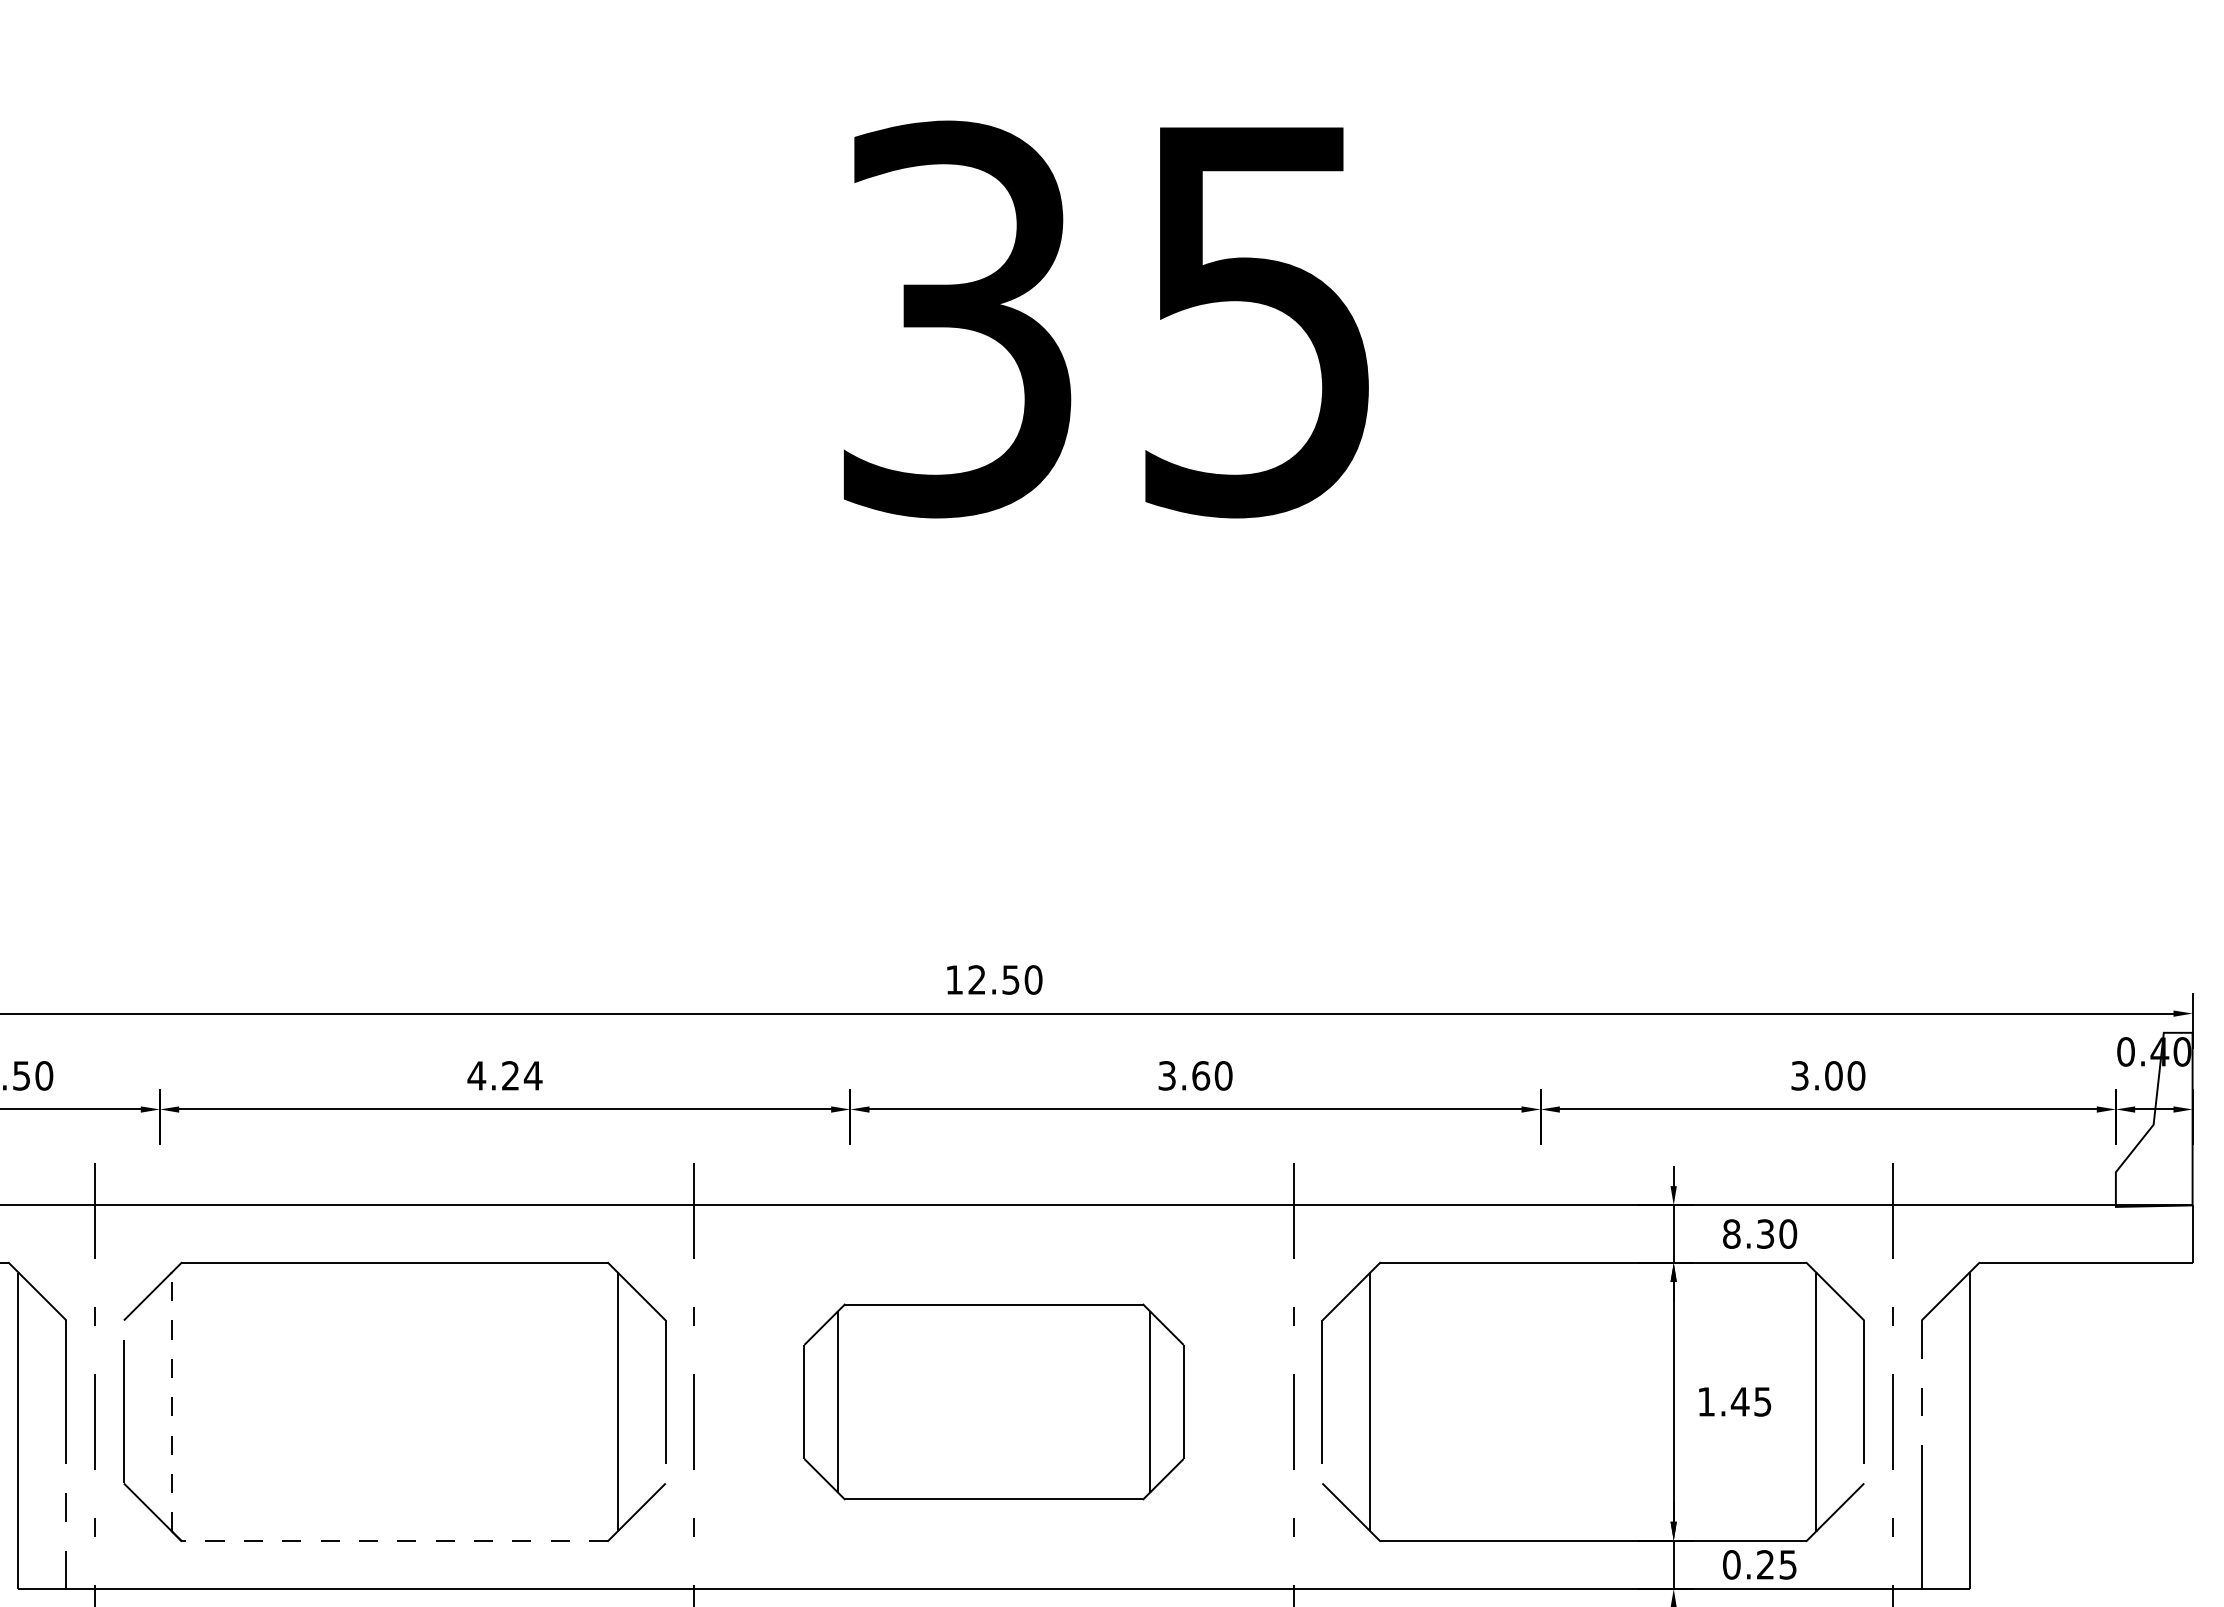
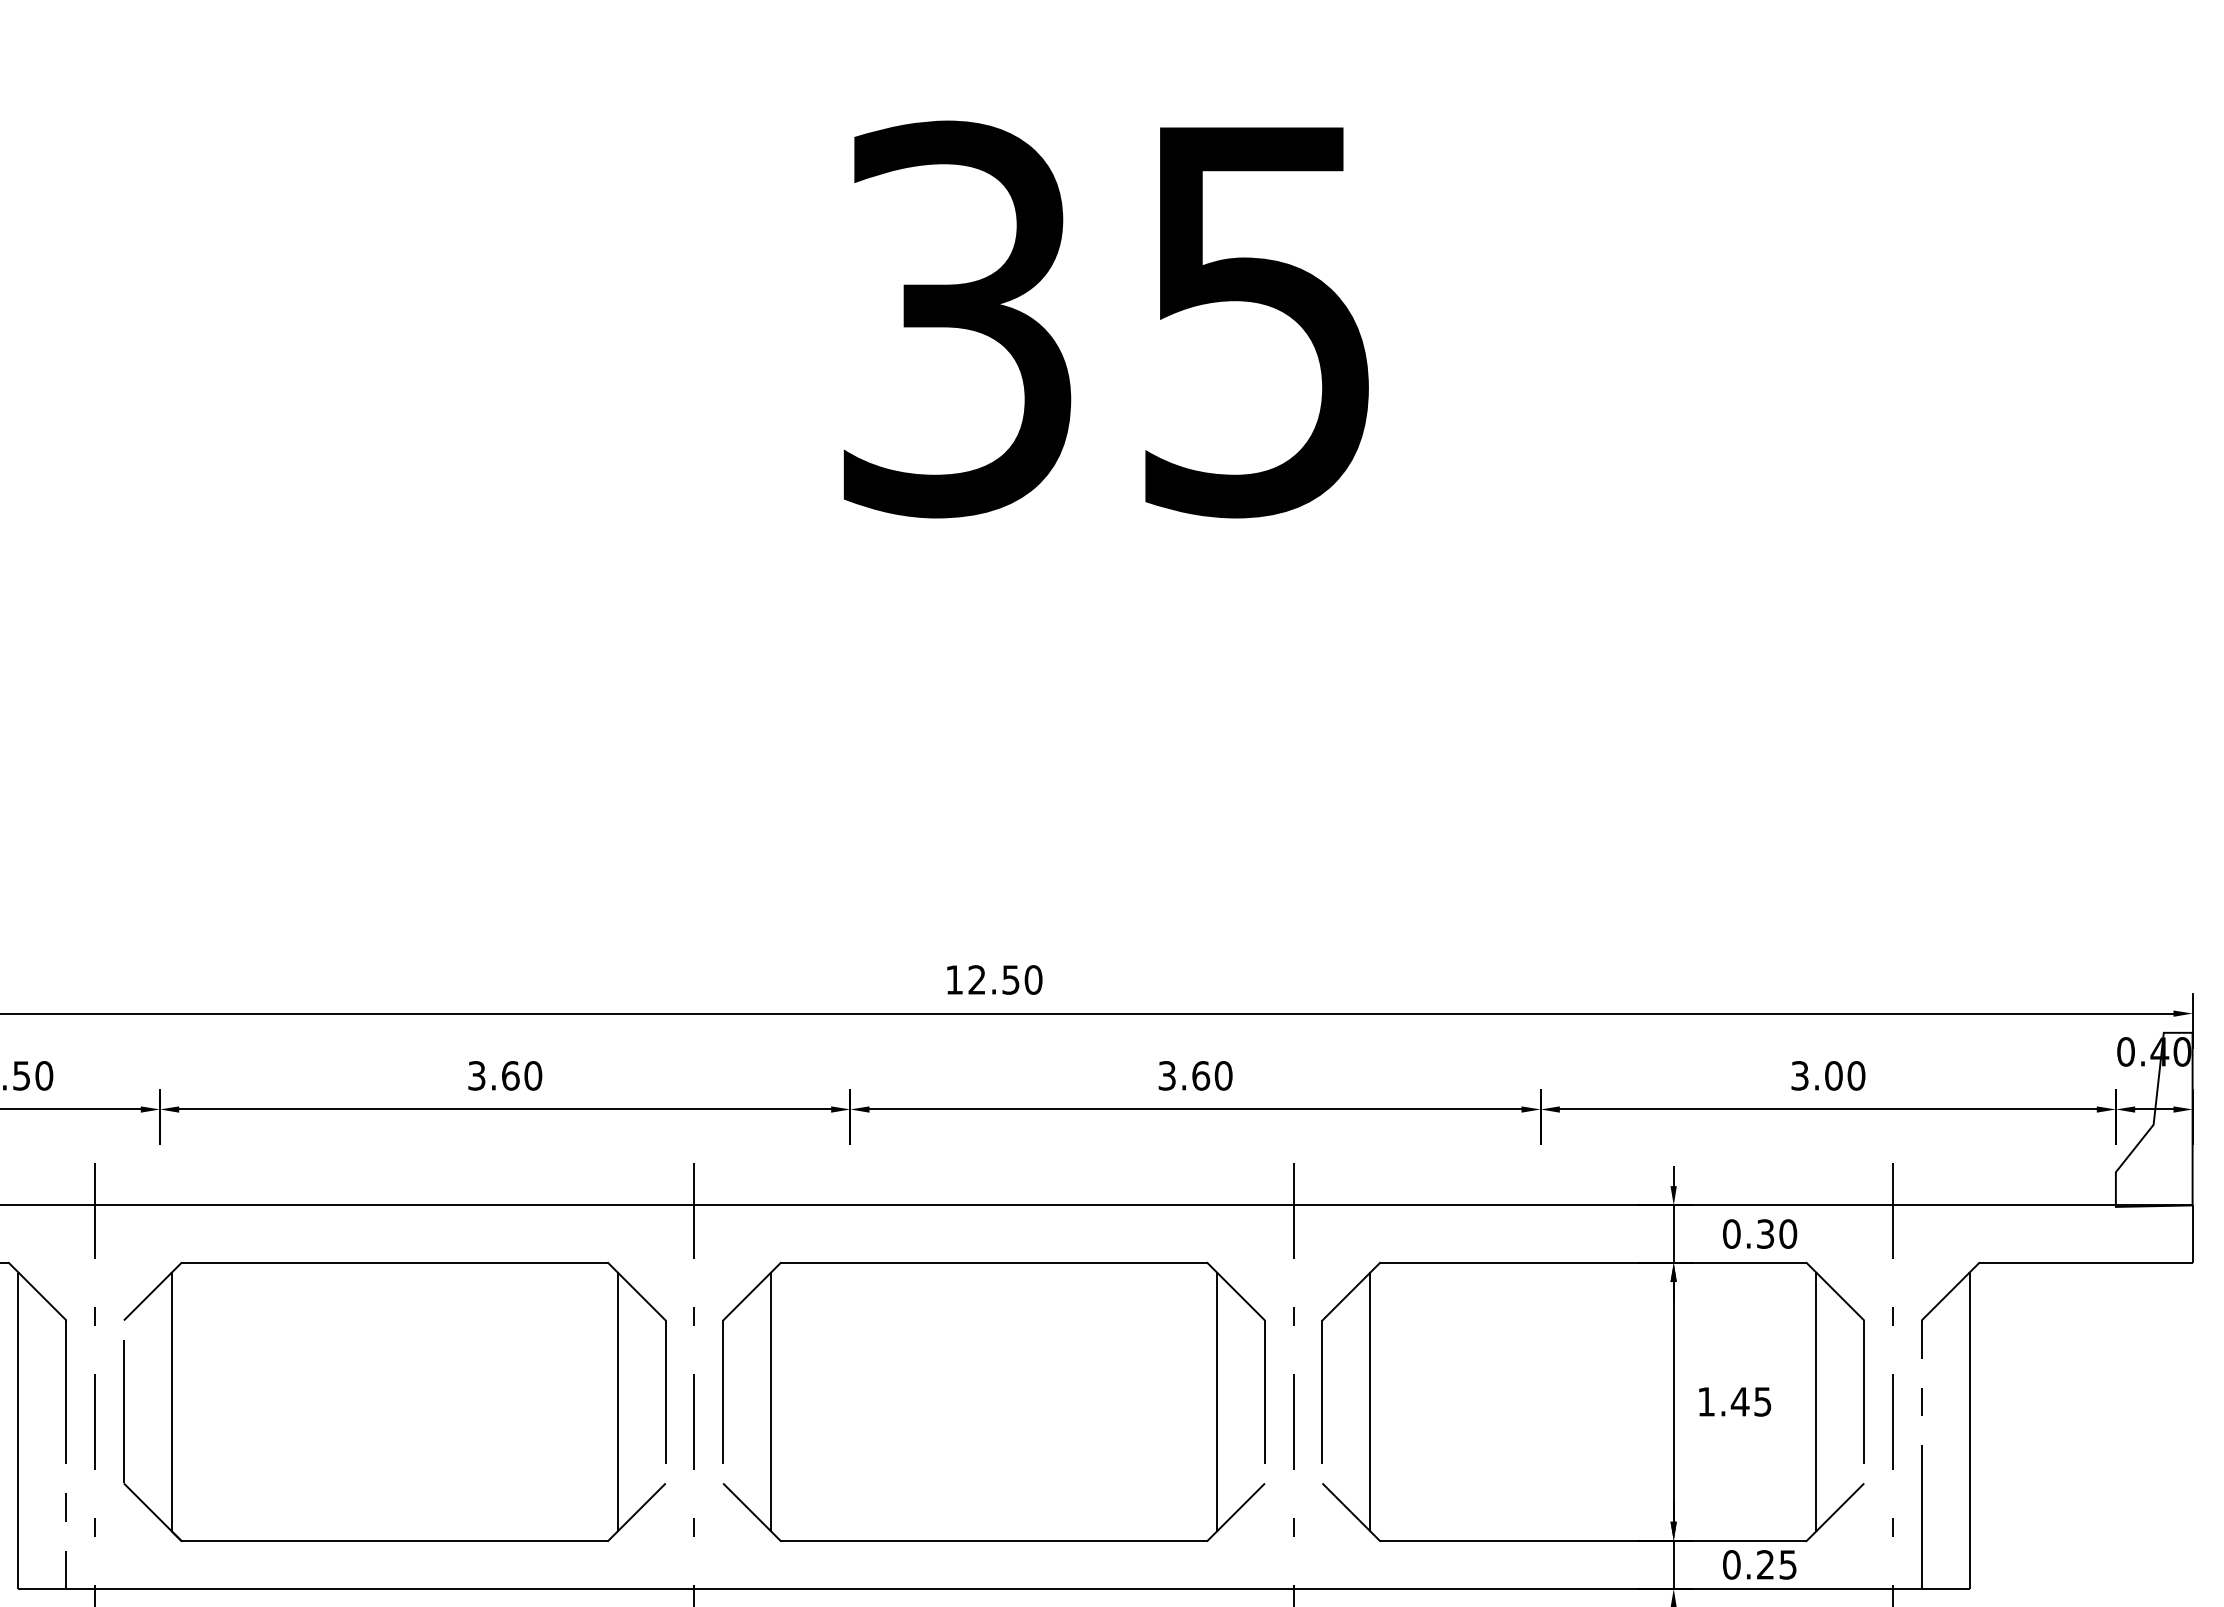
text: 4.24 -> 3.60 (504, 1075)
text: 8.30 -> 0.30 (1731, 1234)
line: dashed -> solid (171, 1401)
part size: 382x198 px -> 544x282 px (993, 1401)
line: dashed -> solid (394, 1540)
